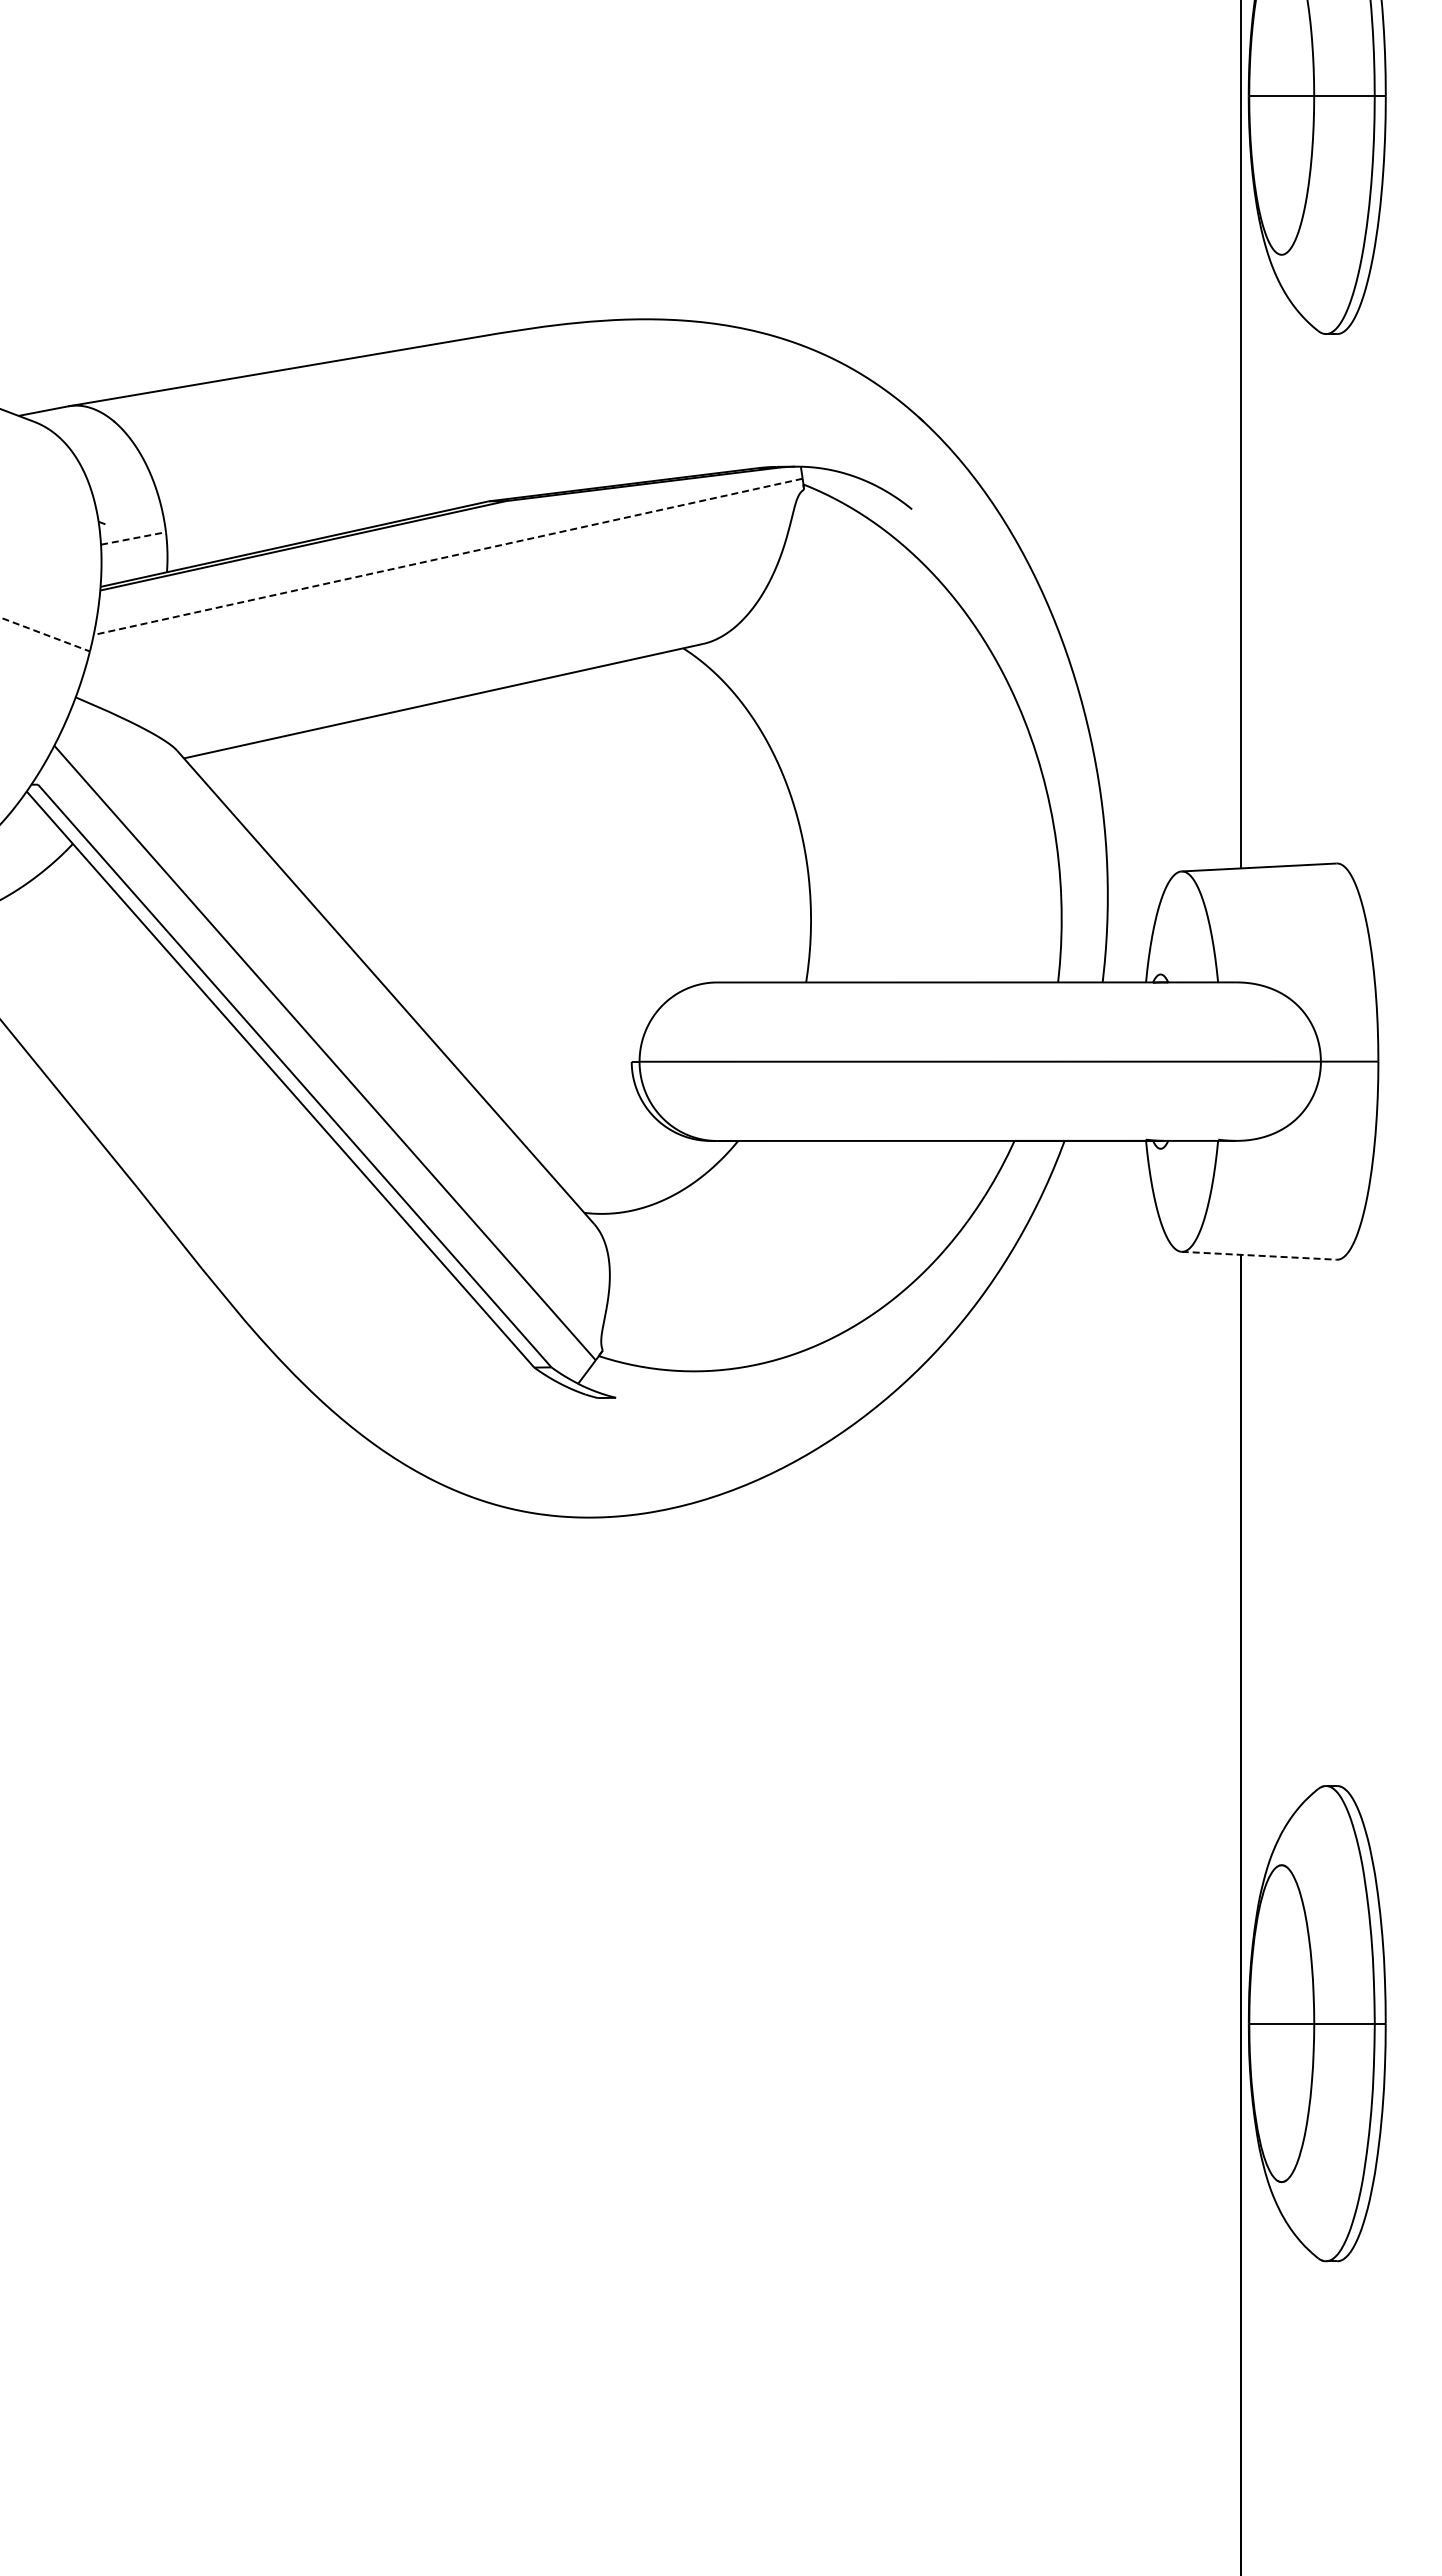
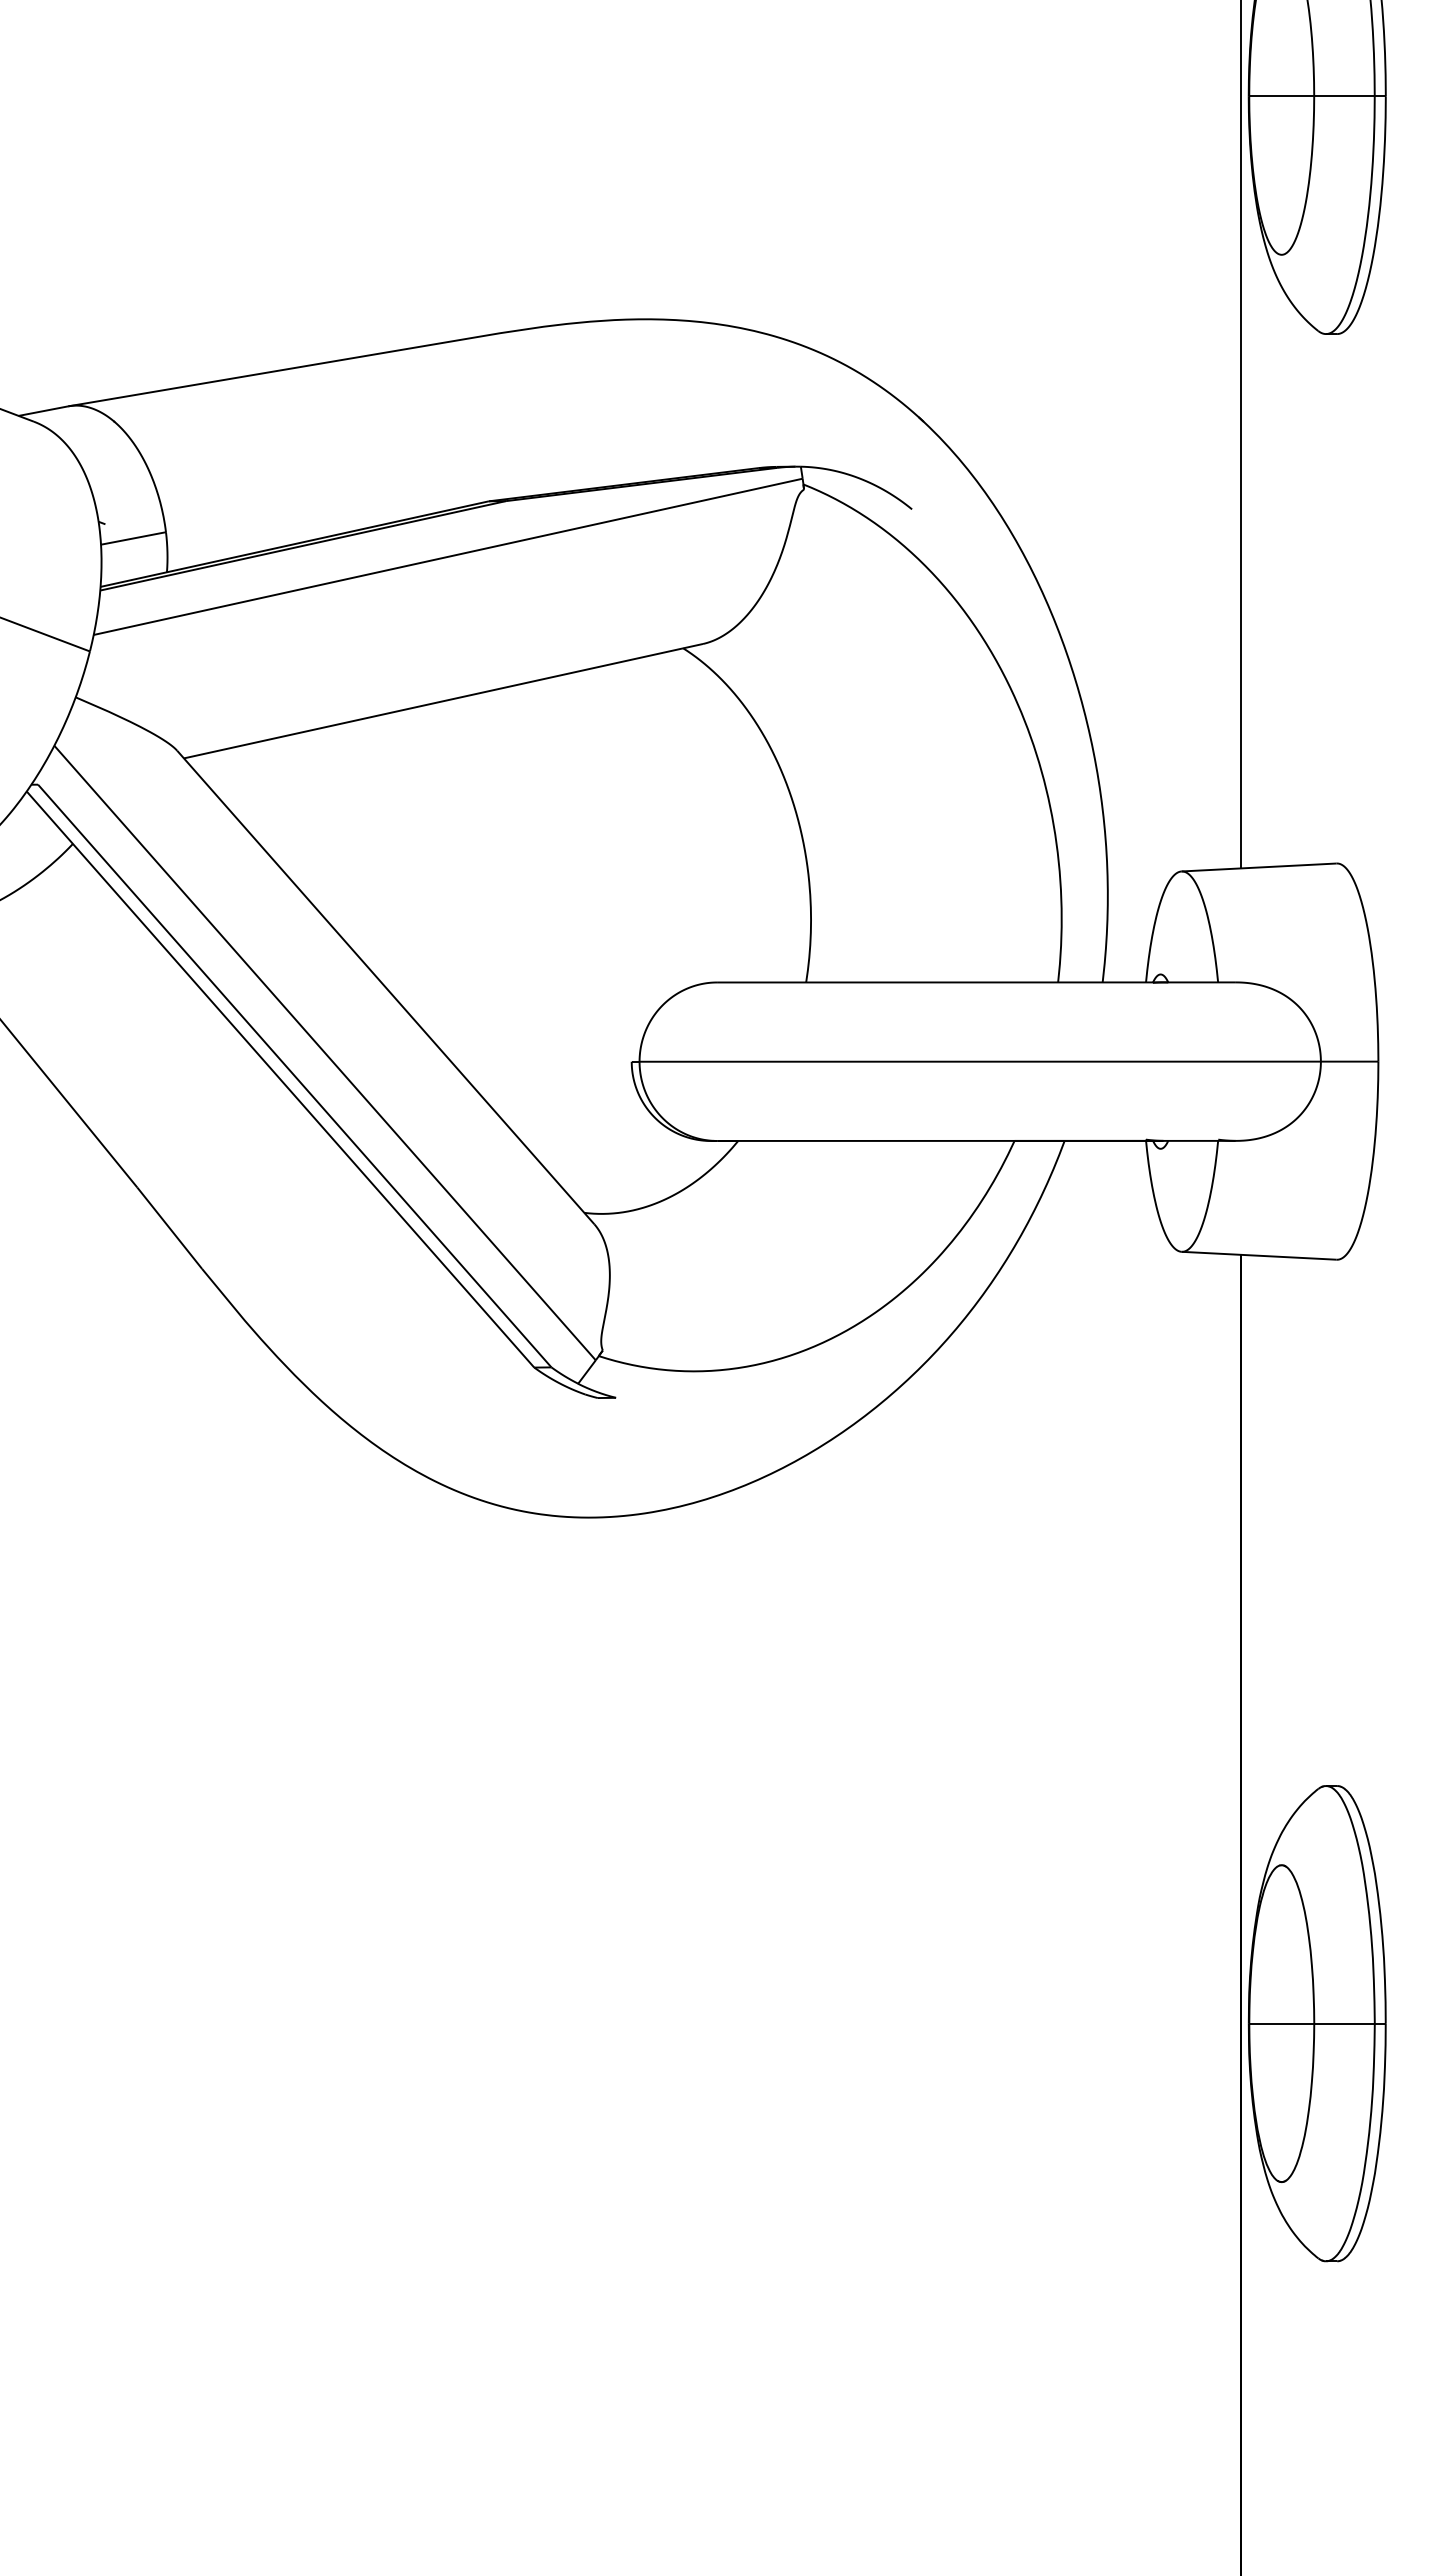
line: dashed -> solid (134, 538)
line: dashed -> solid (448, 556)
line: dashed -> solid (45, 634)
line: dashed -> solid (1259, 1255)
